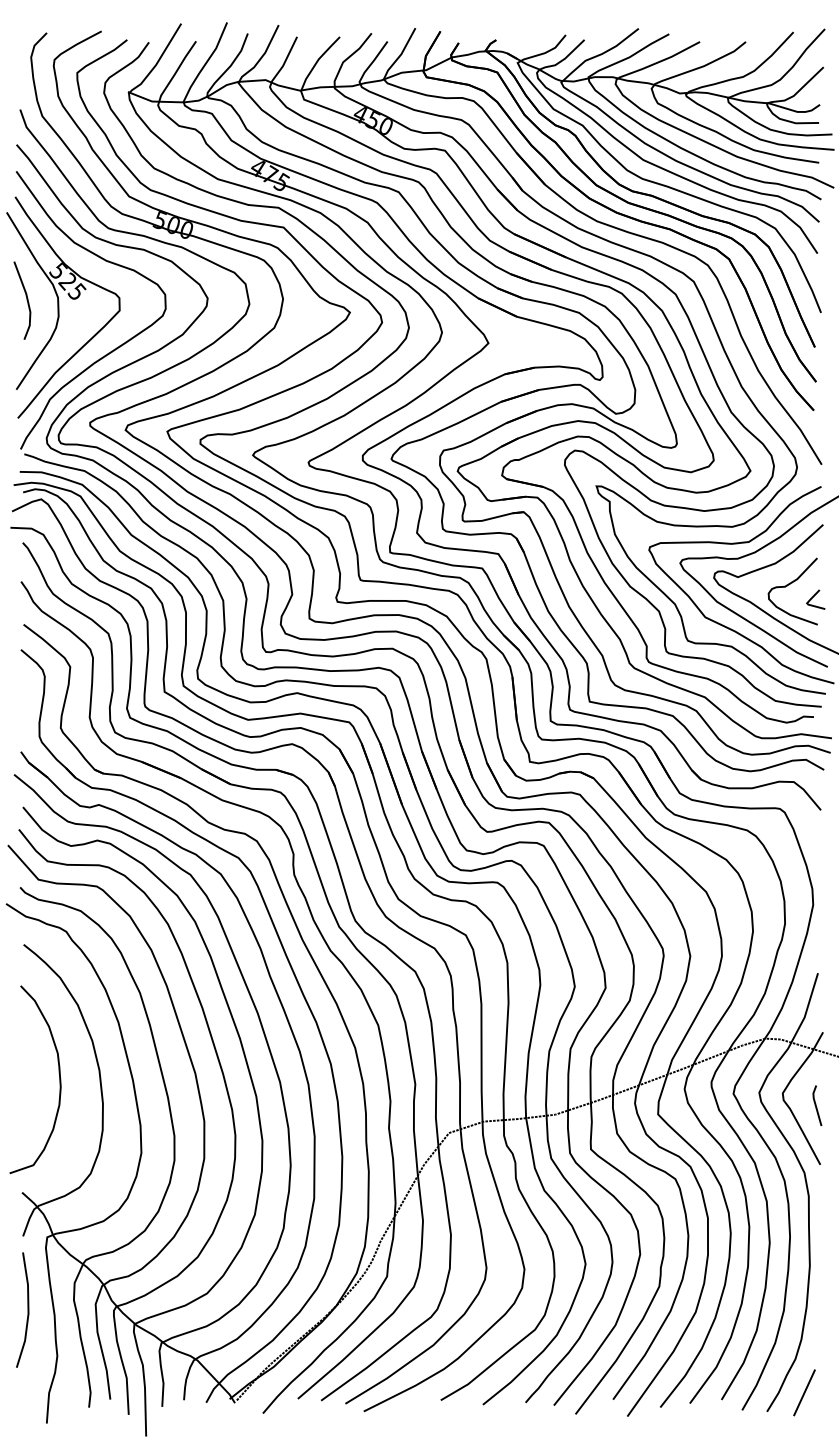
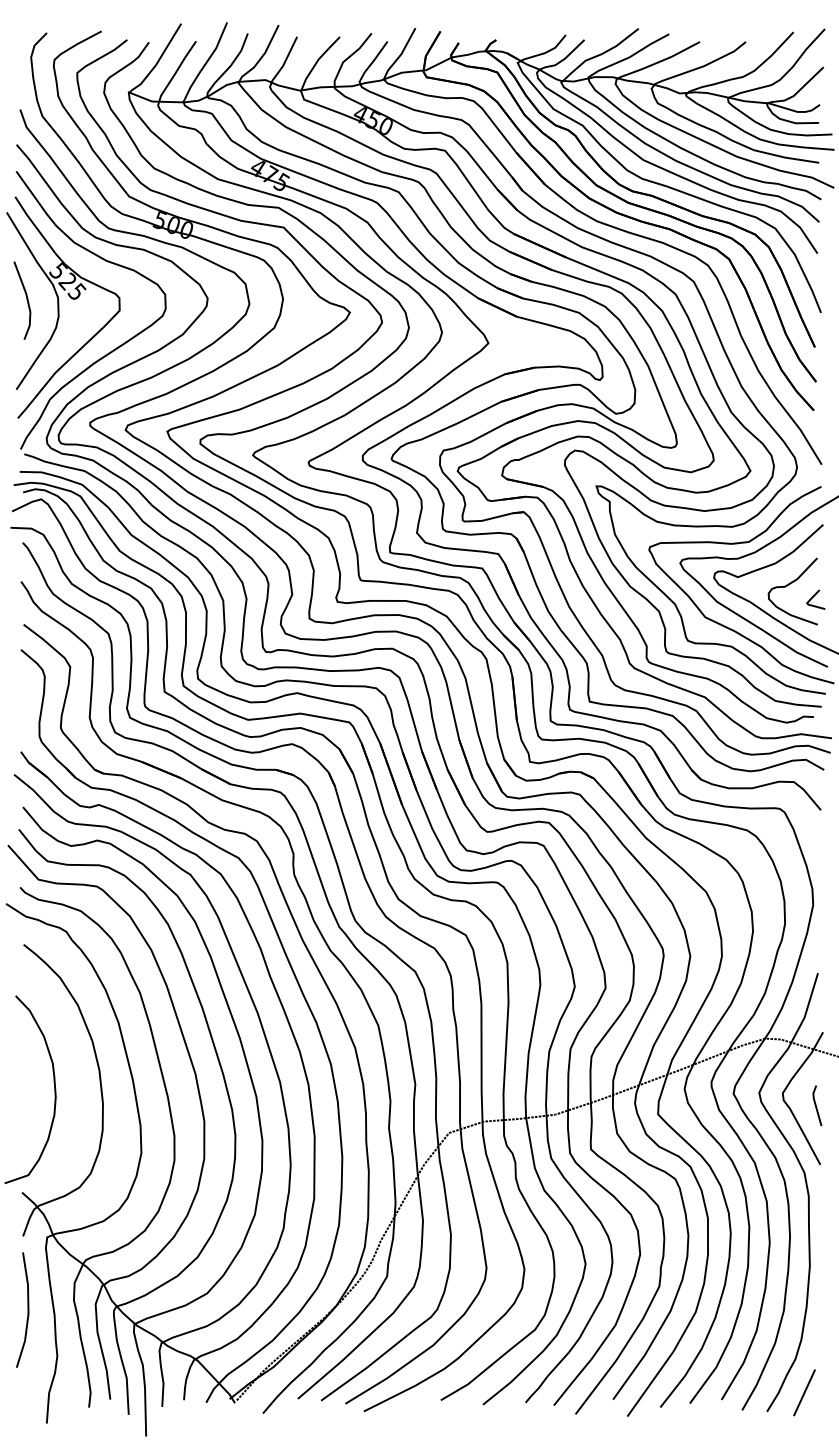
part position: (58, 1073) -> (53, 1083) (53, 1083)
